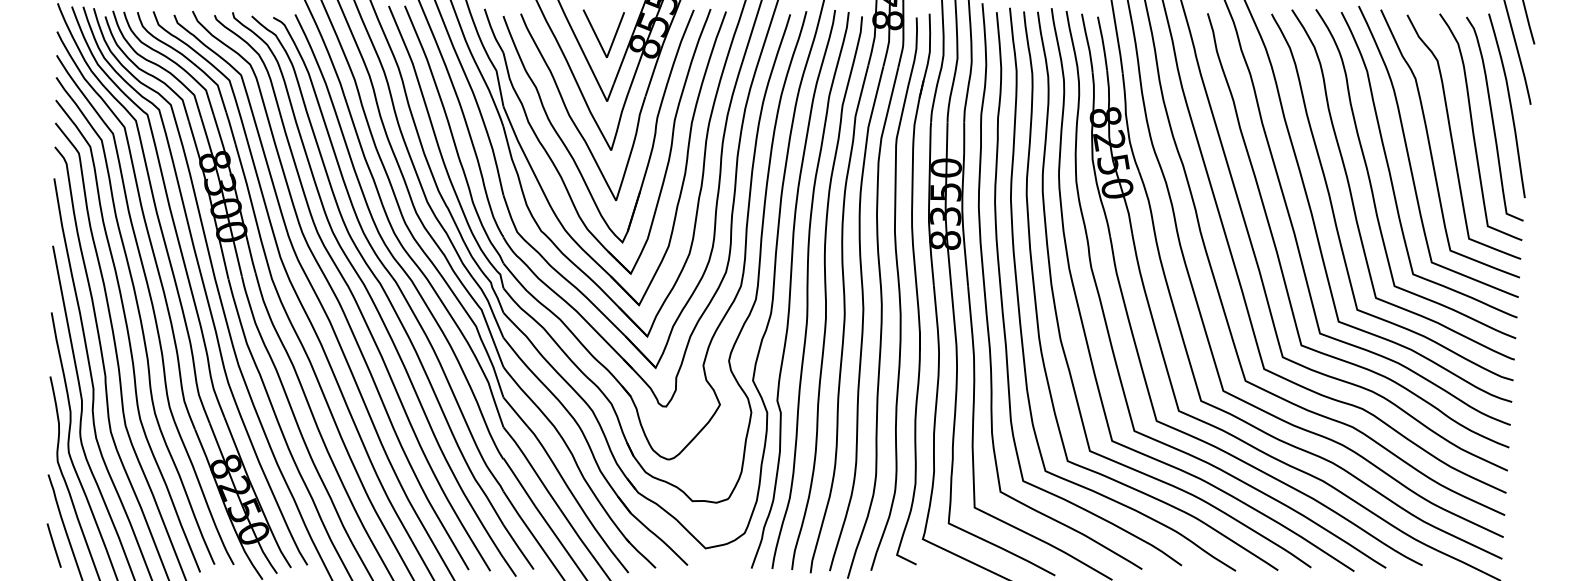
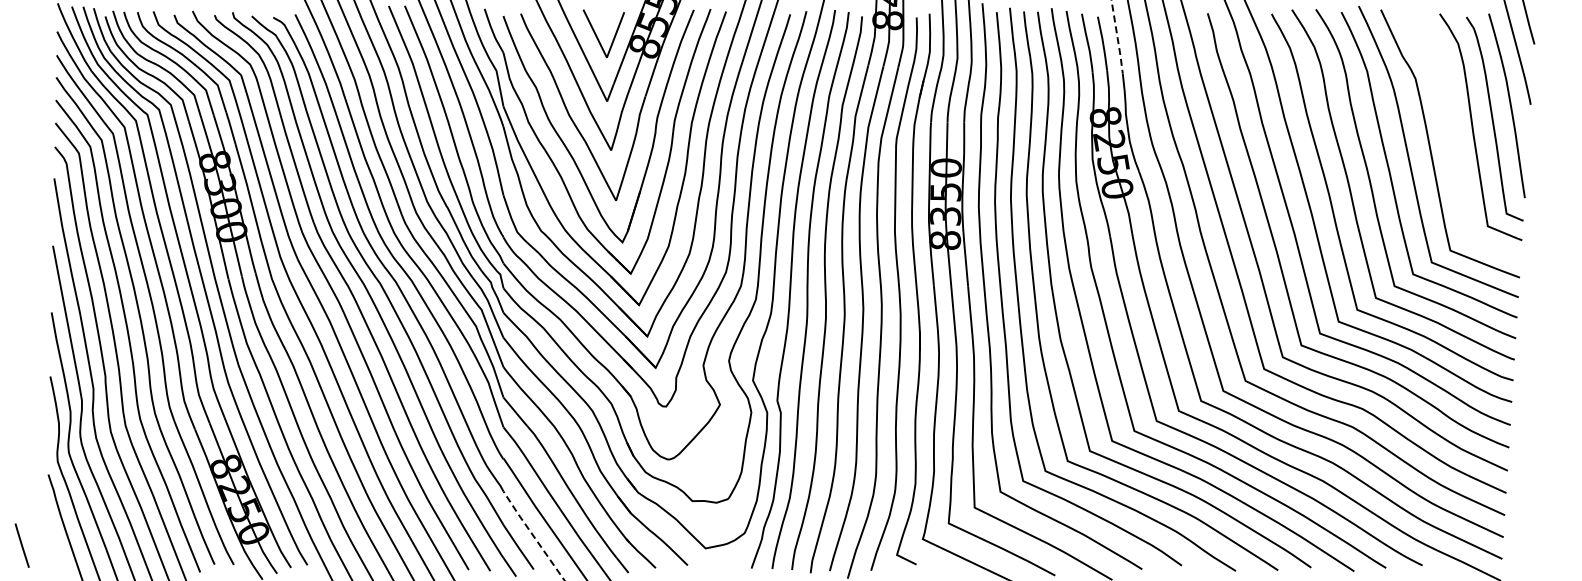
line: solid -> dashed (1117, 38)
curve: present -> none (1452, 136)
line: solid -> dashed (533, 535)
line position: (53, 545) -> (21, 545) (21, 545)
